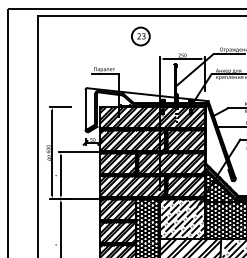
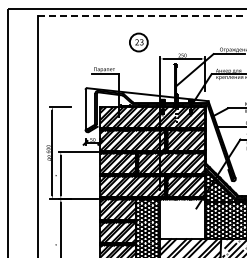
line: solid -> dashed (143, 16)
part position: (140, 36) -> (138, 42) (138, 42)
hatch: present -> none (182, 218)
